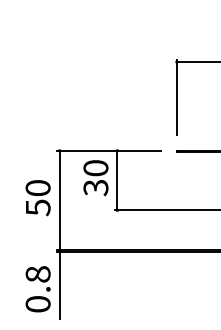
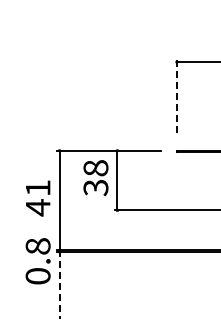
line: solid -> dashed (176, 97)
text: 30 -> 38 (95, 168)
text: 50 -> 41 (37, 198)
line: solid -> dashed (59, 285)
text position: (37, 289) -> (37, 261) (37, 261)
